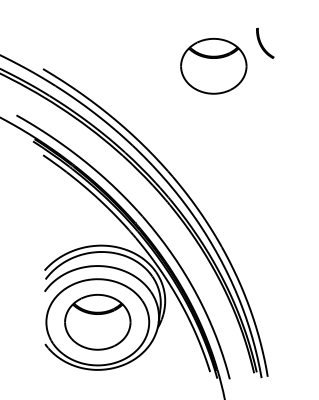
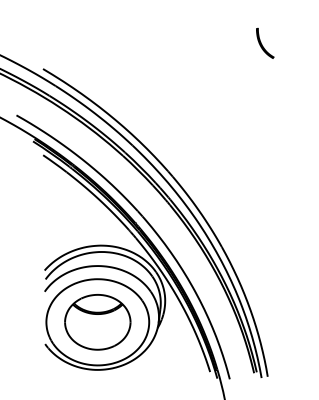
part: present -> none (213, 66)
